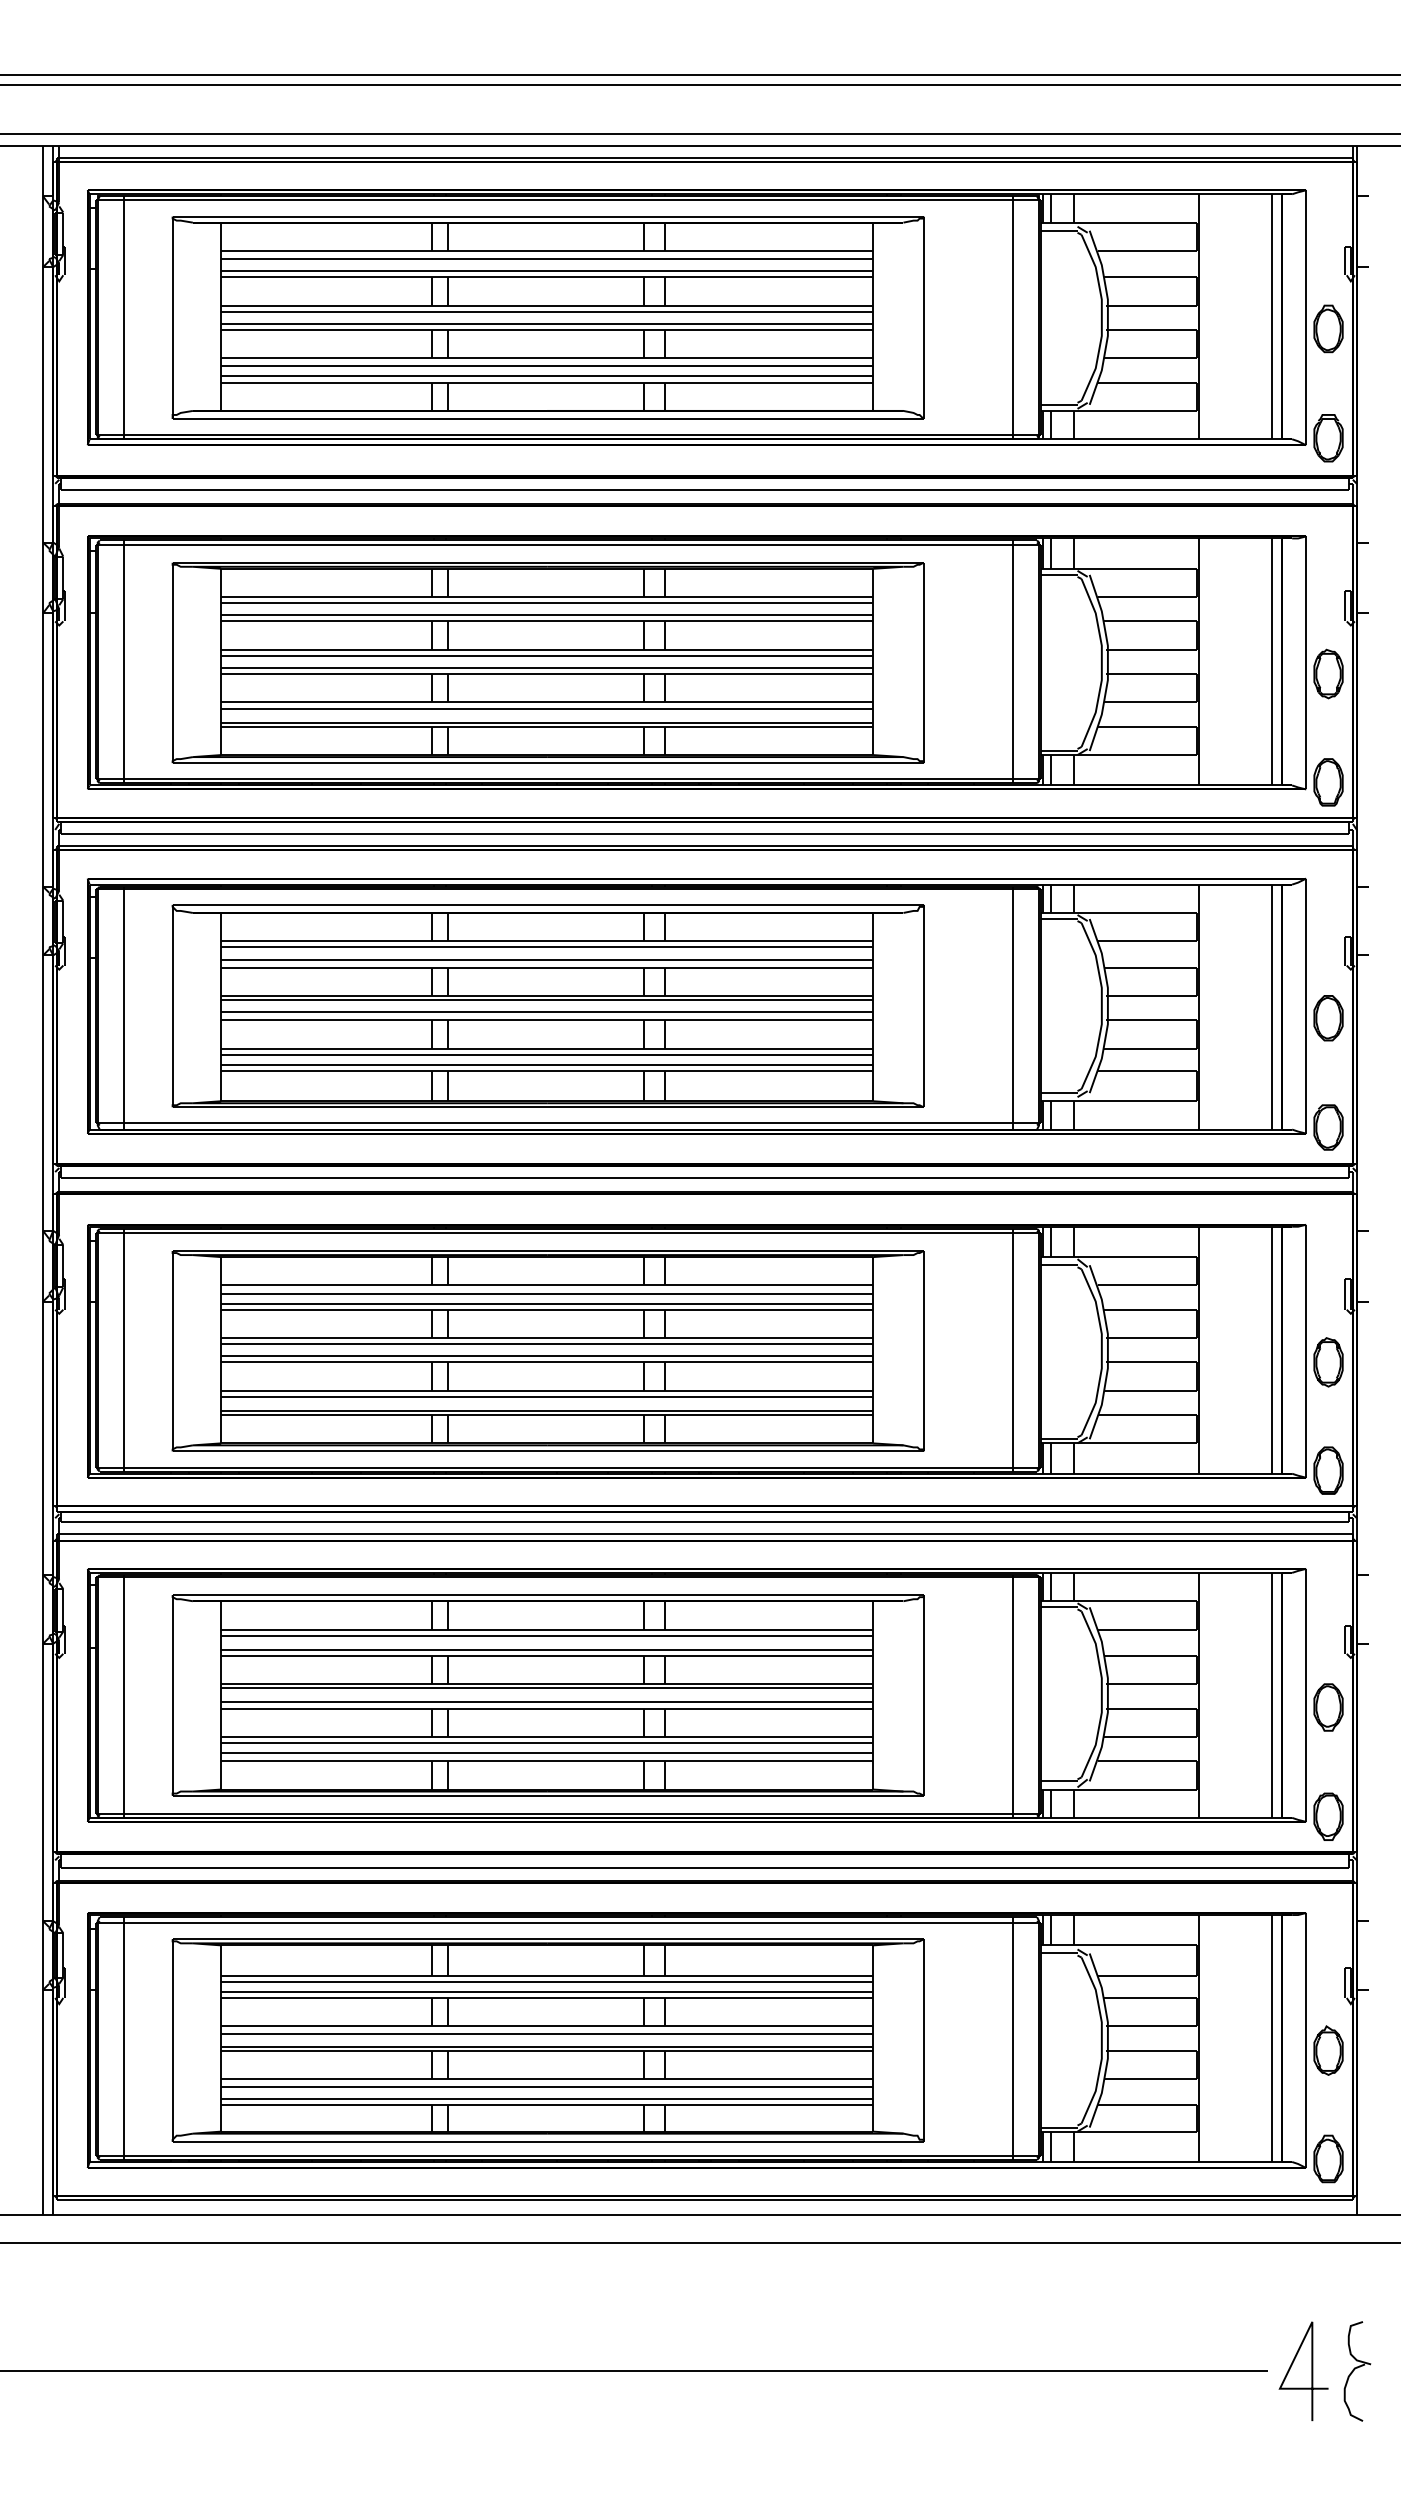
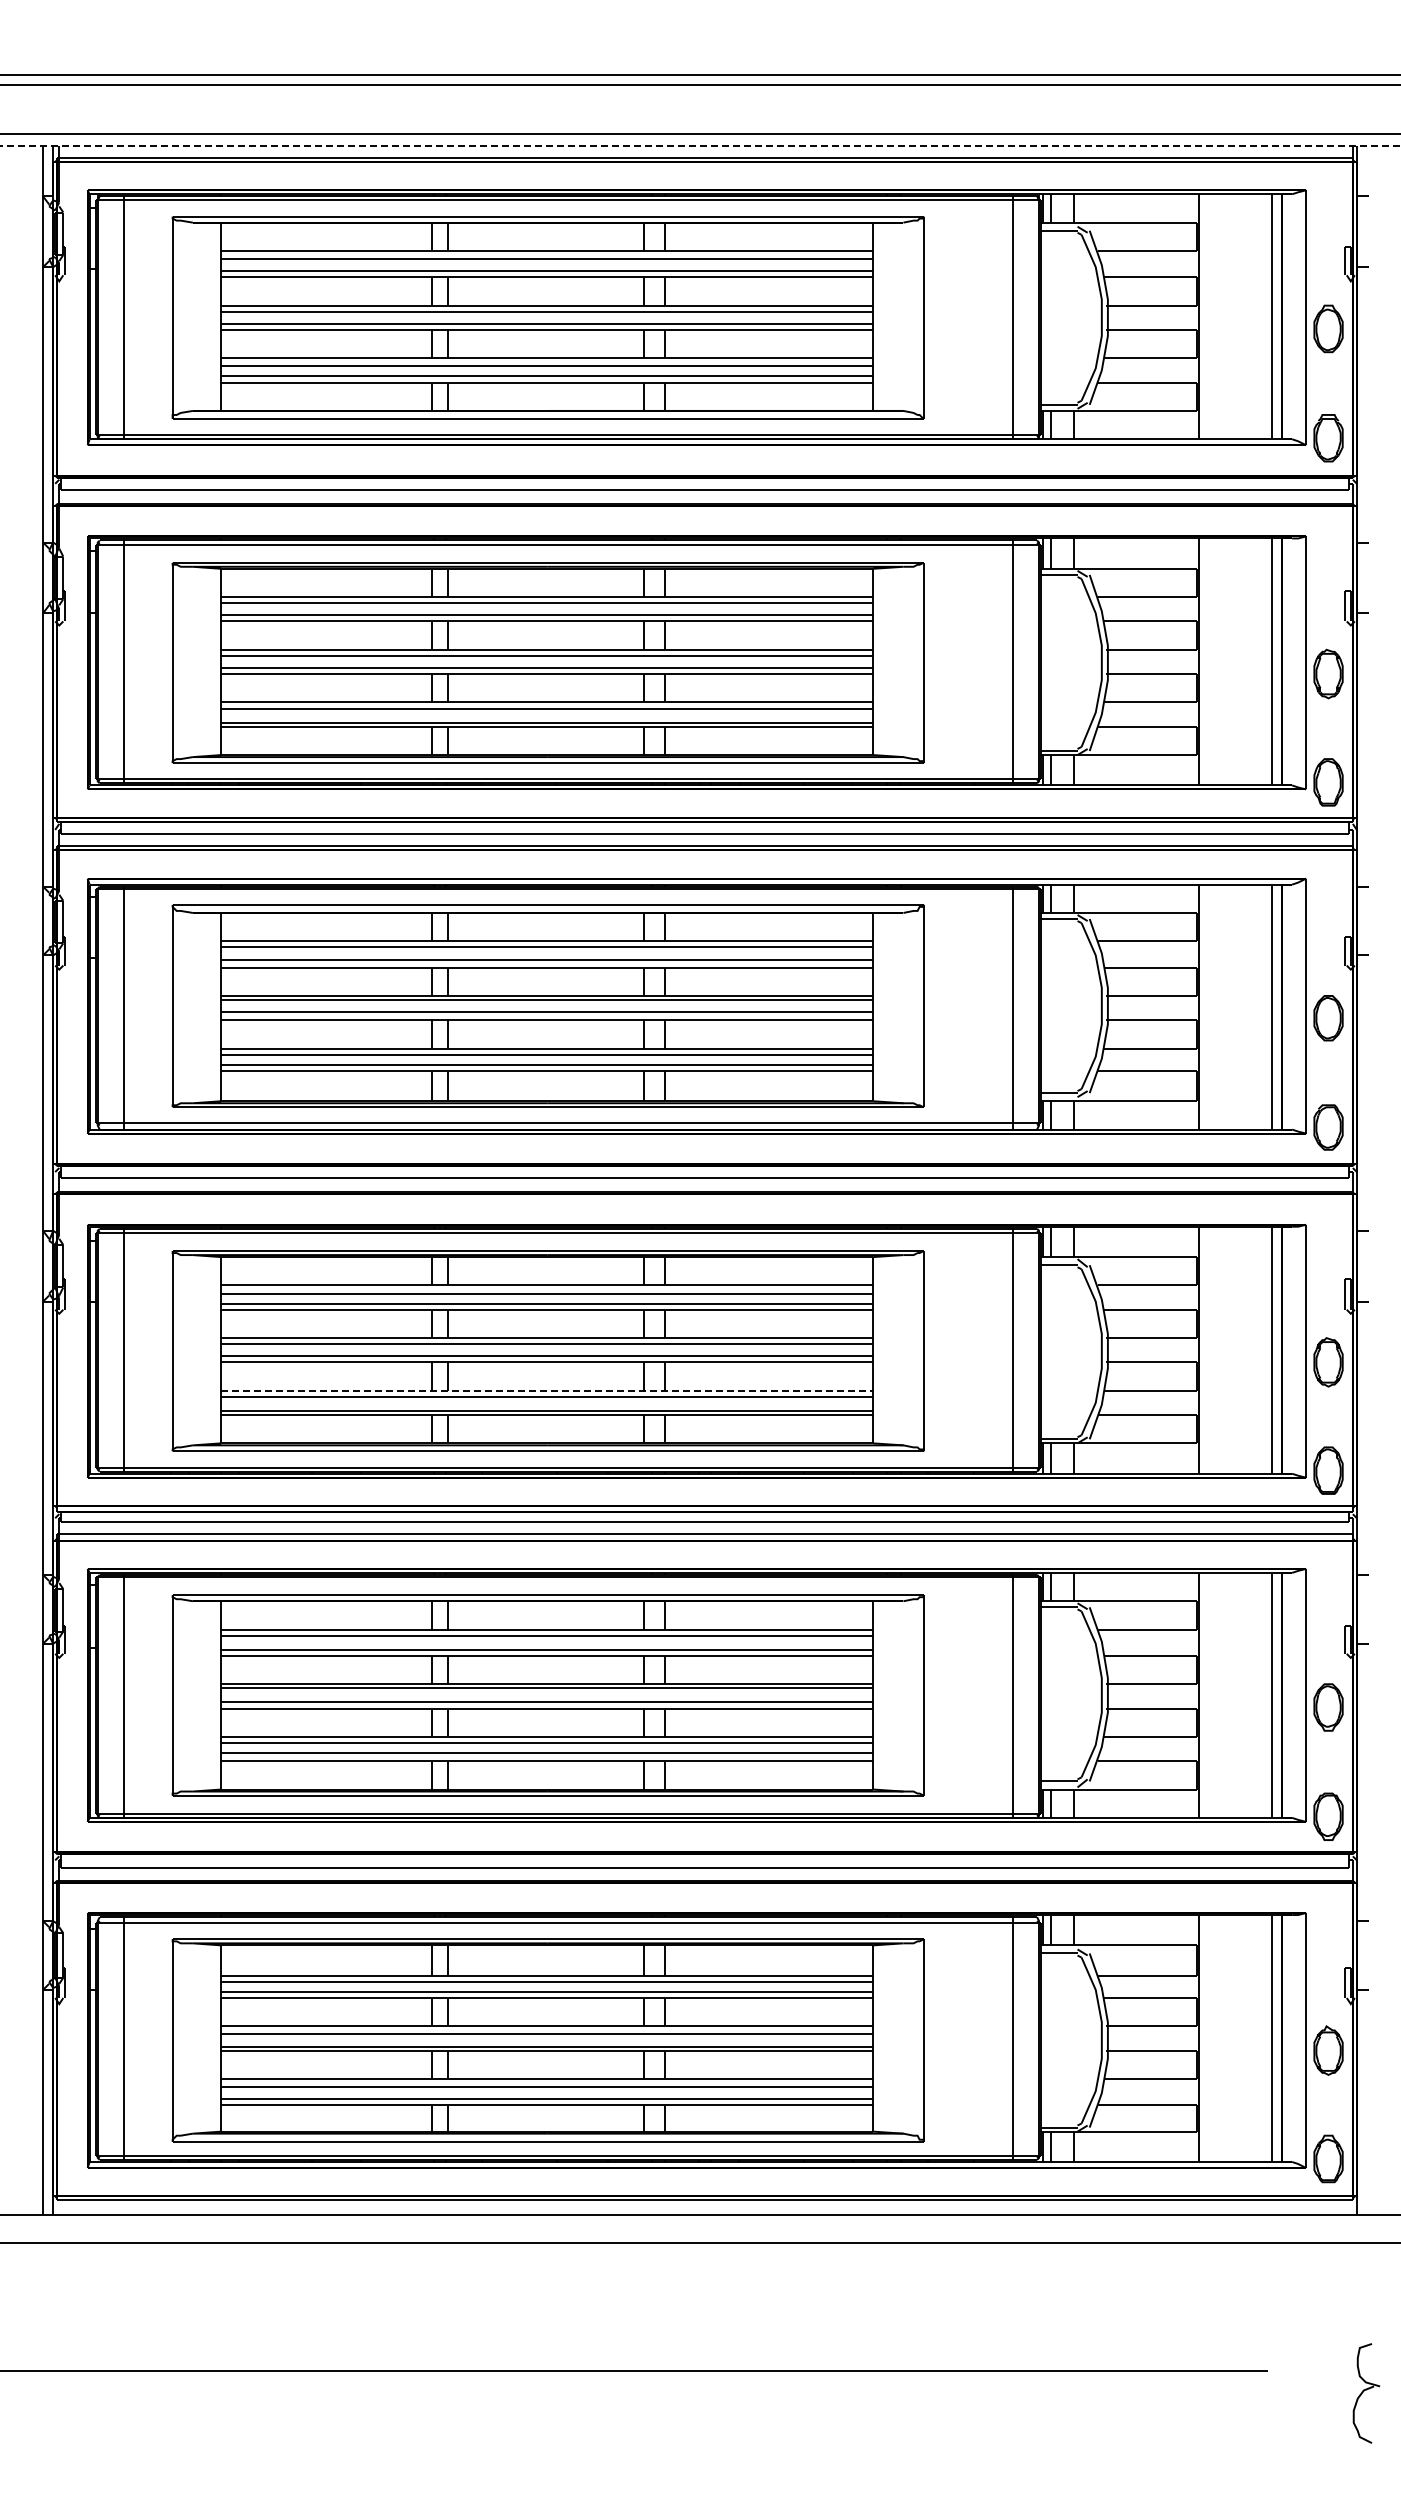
line: solid -> dashed (700, 145)
line: solid -> dashed (547, 1390)
line: present -> none (1311, 2371)
part position: (1357, 2371) -> (1366, 2393) (1366, 2393)
